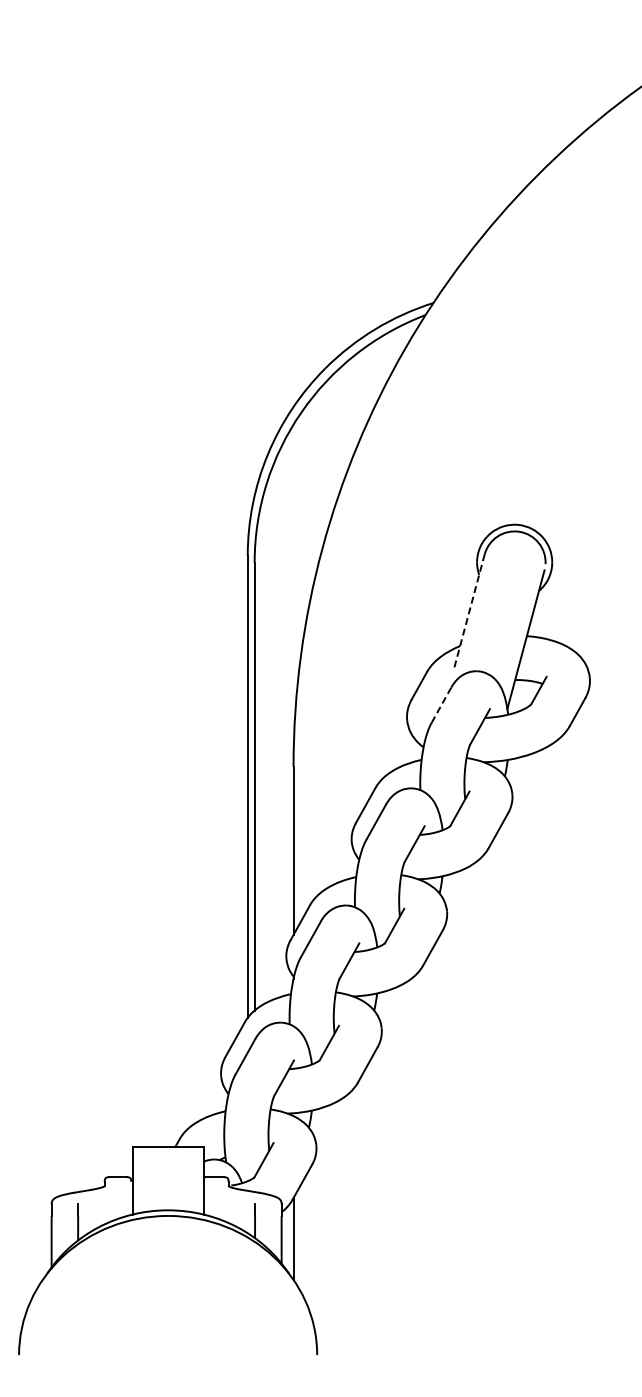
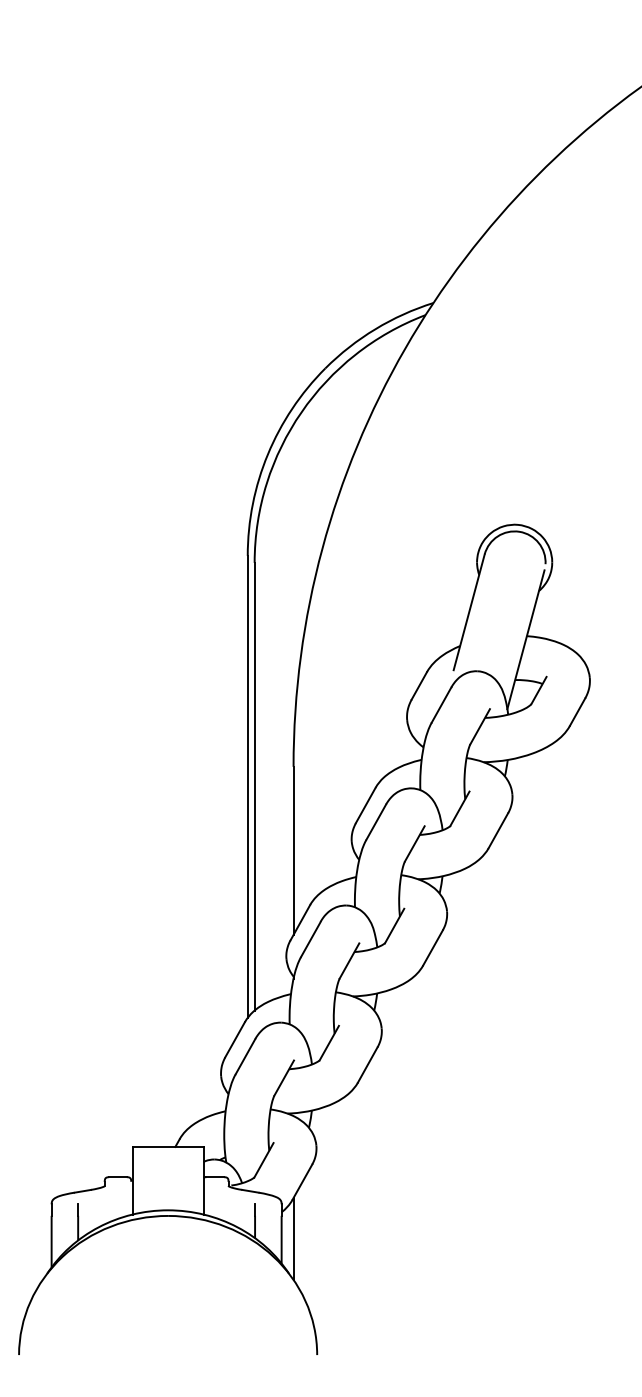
line: dashed -> solid (469, 612)
line: dashed -> solid (441, 704)
